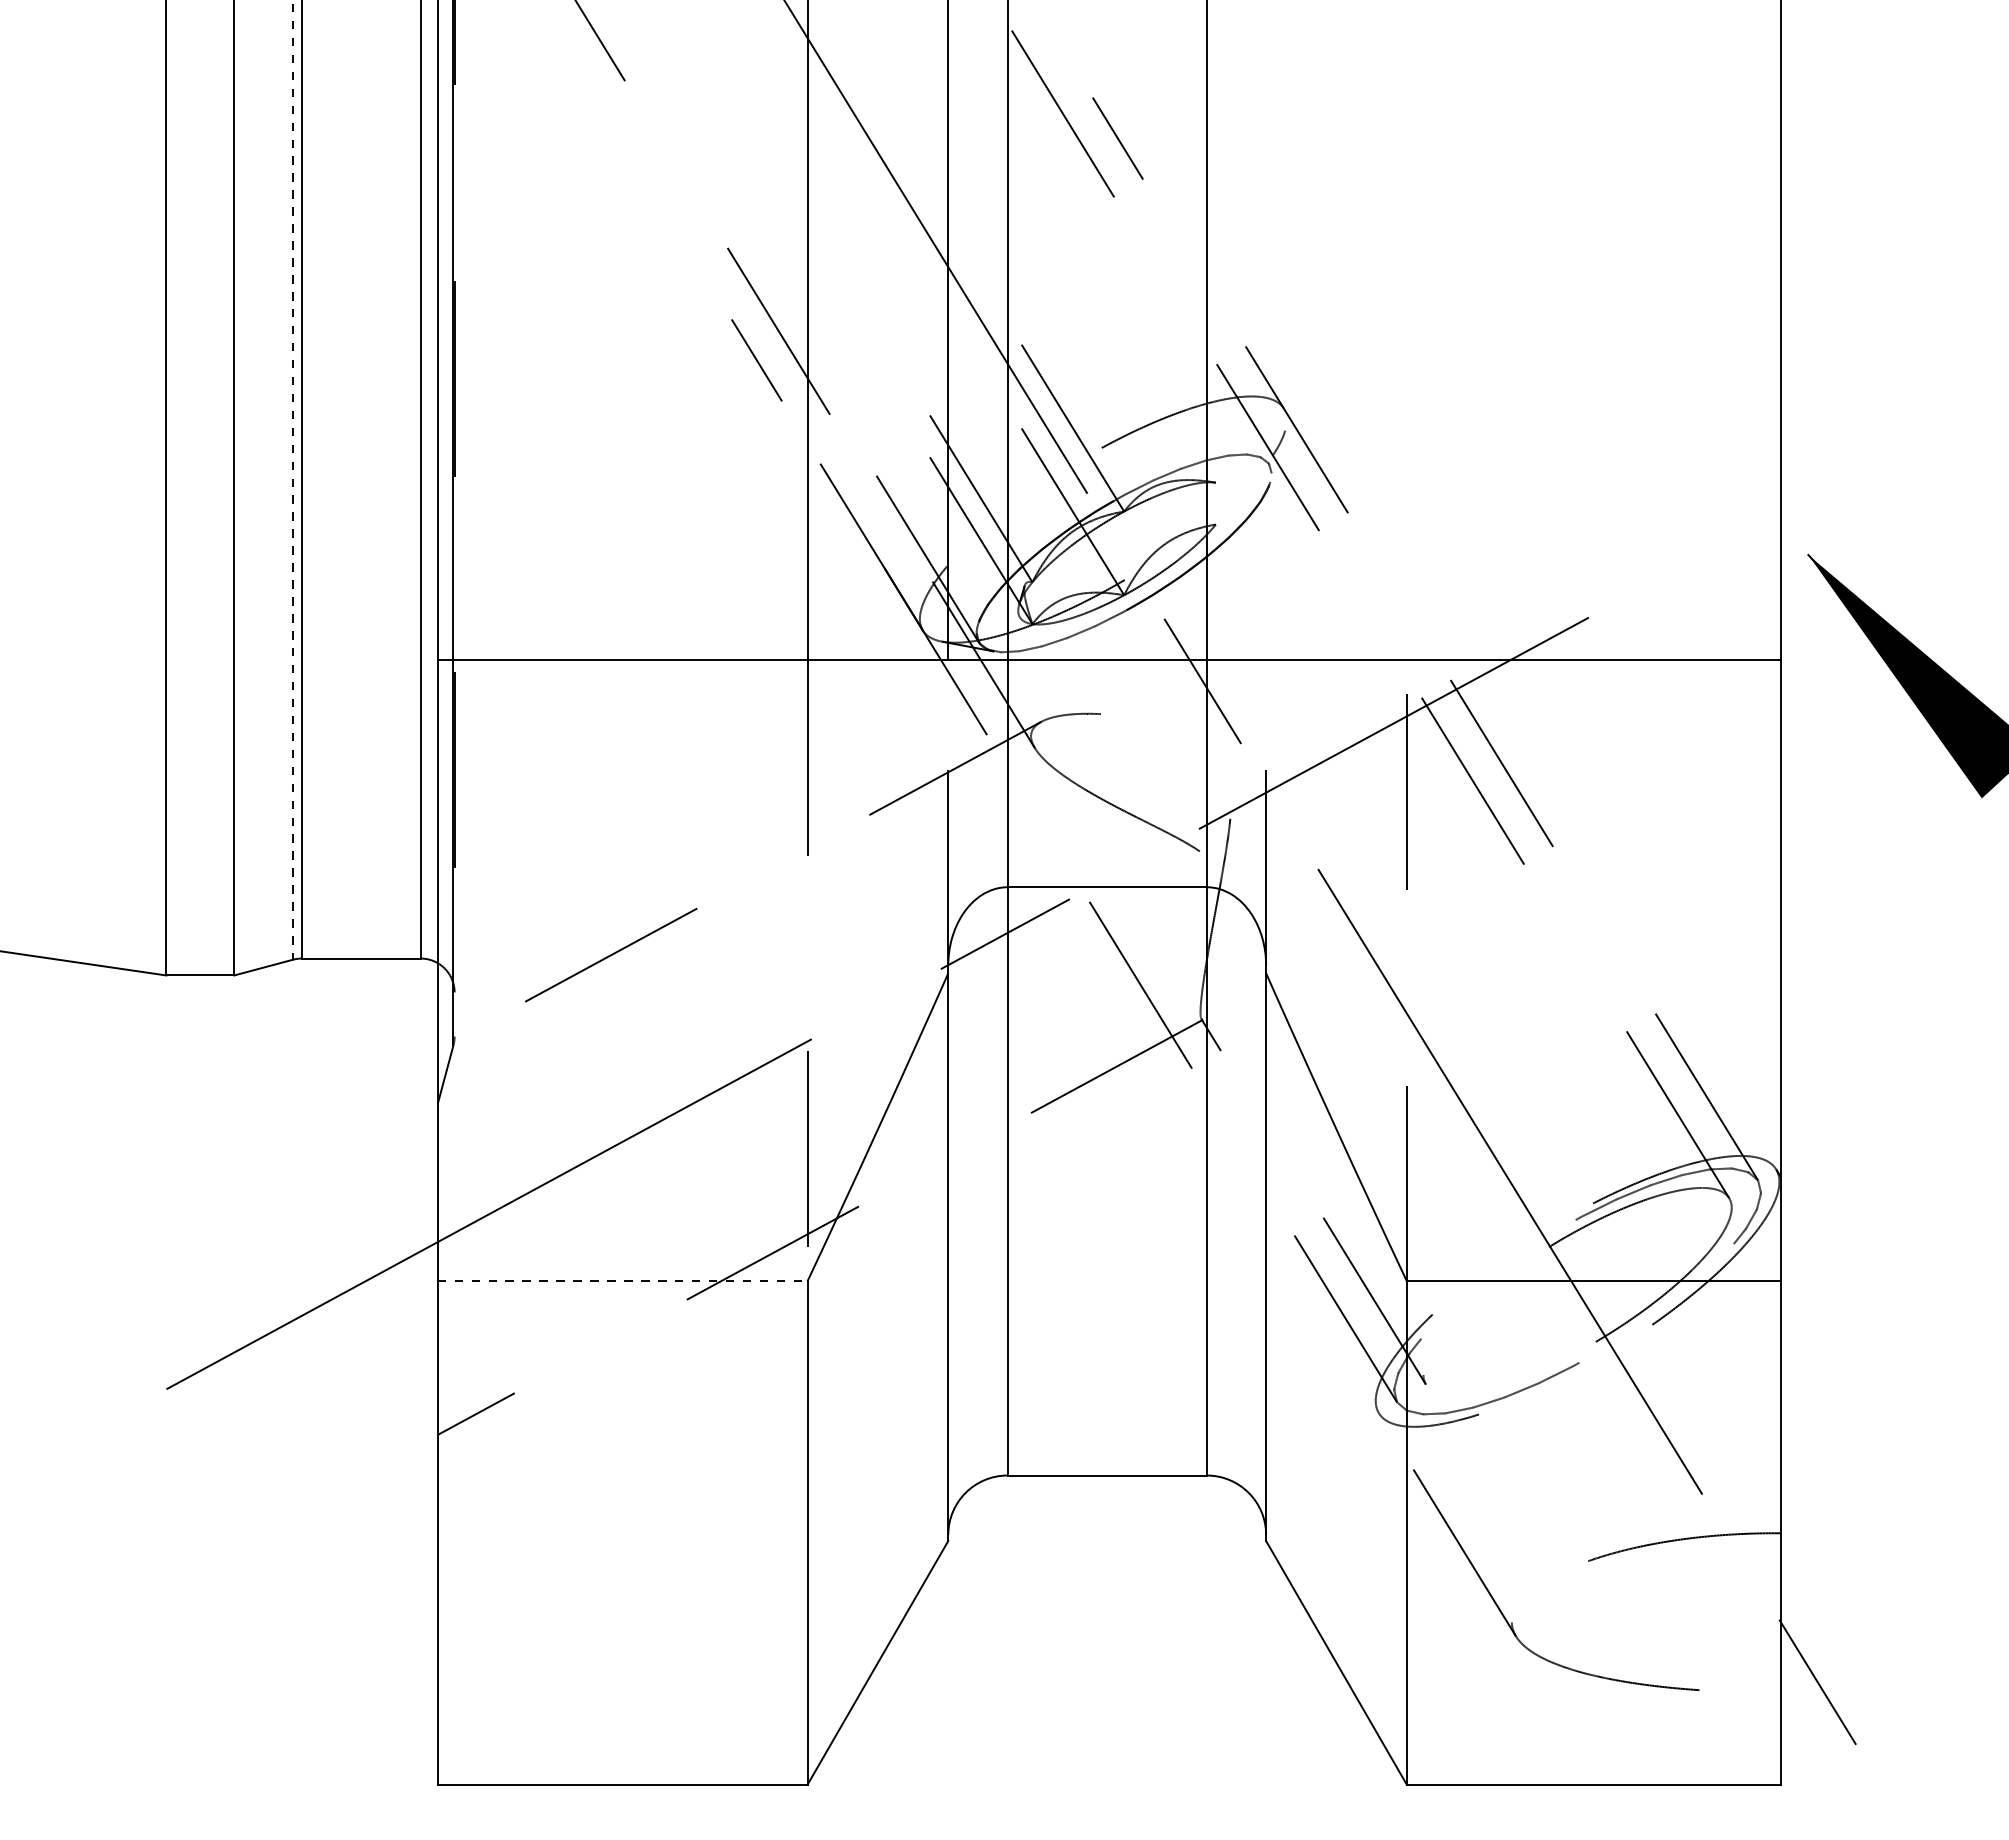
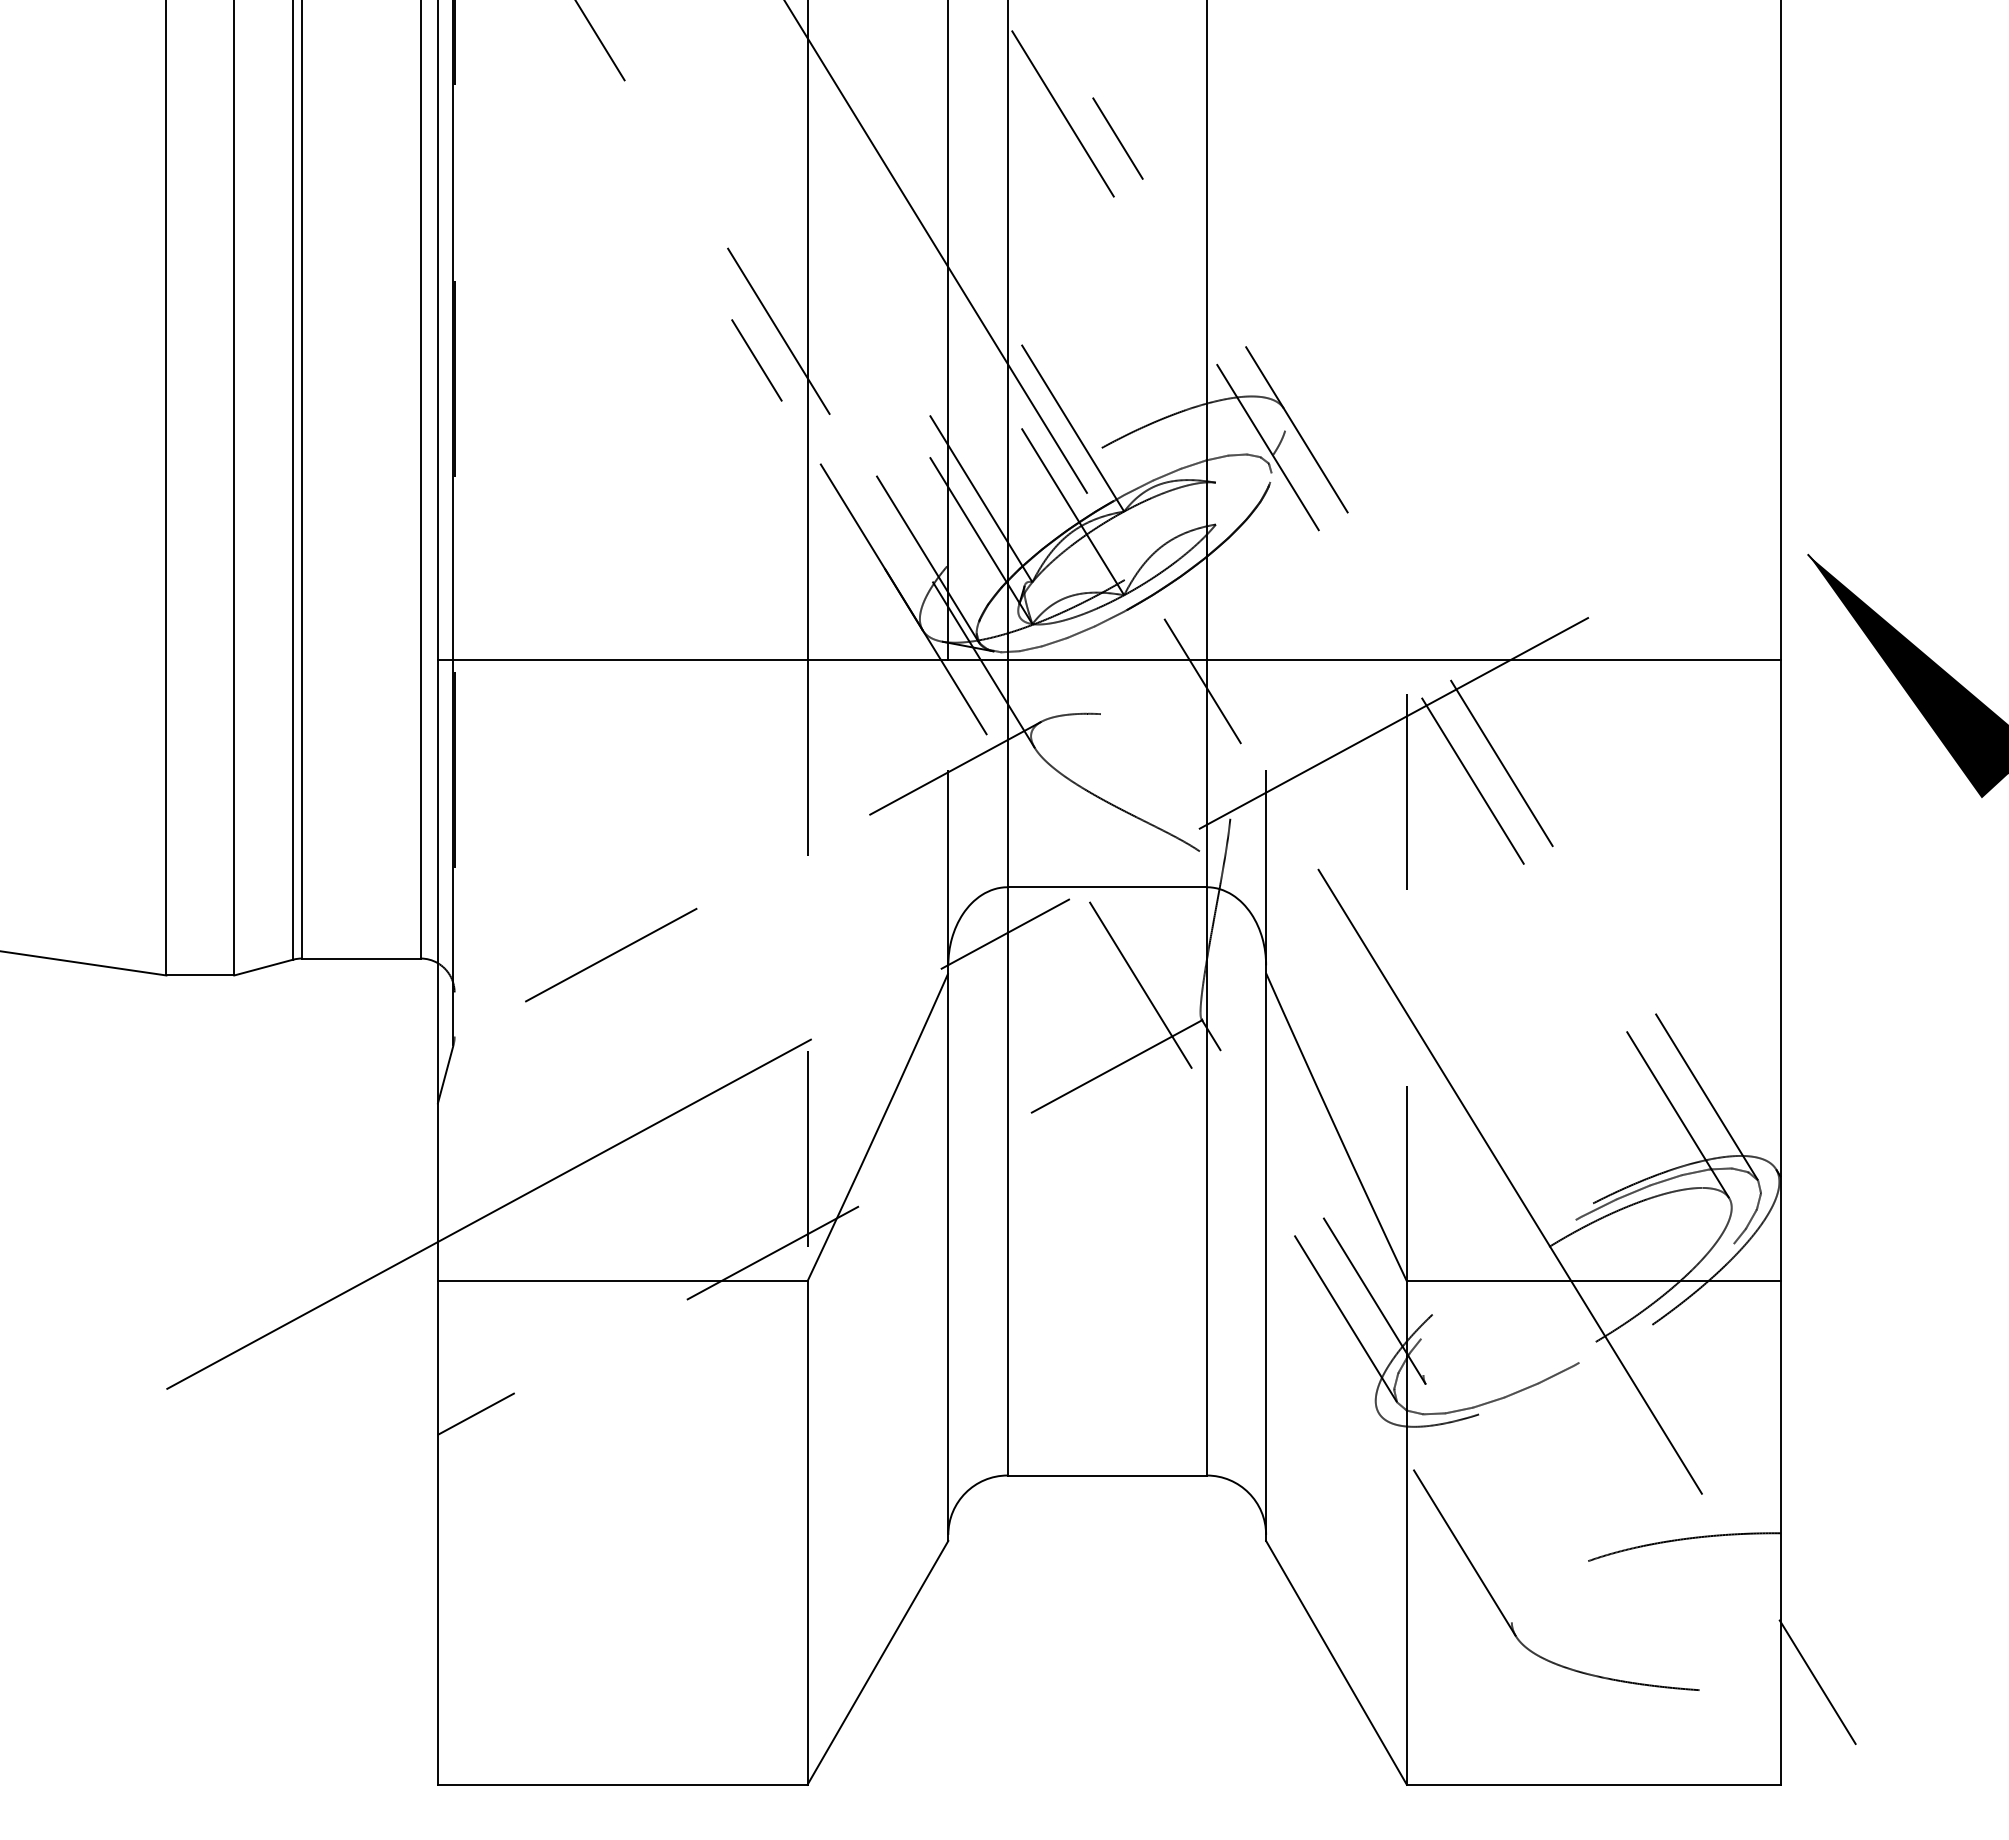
line: dashed -> solid (293, 480)
line: dashed -> solid (622, 1281)
